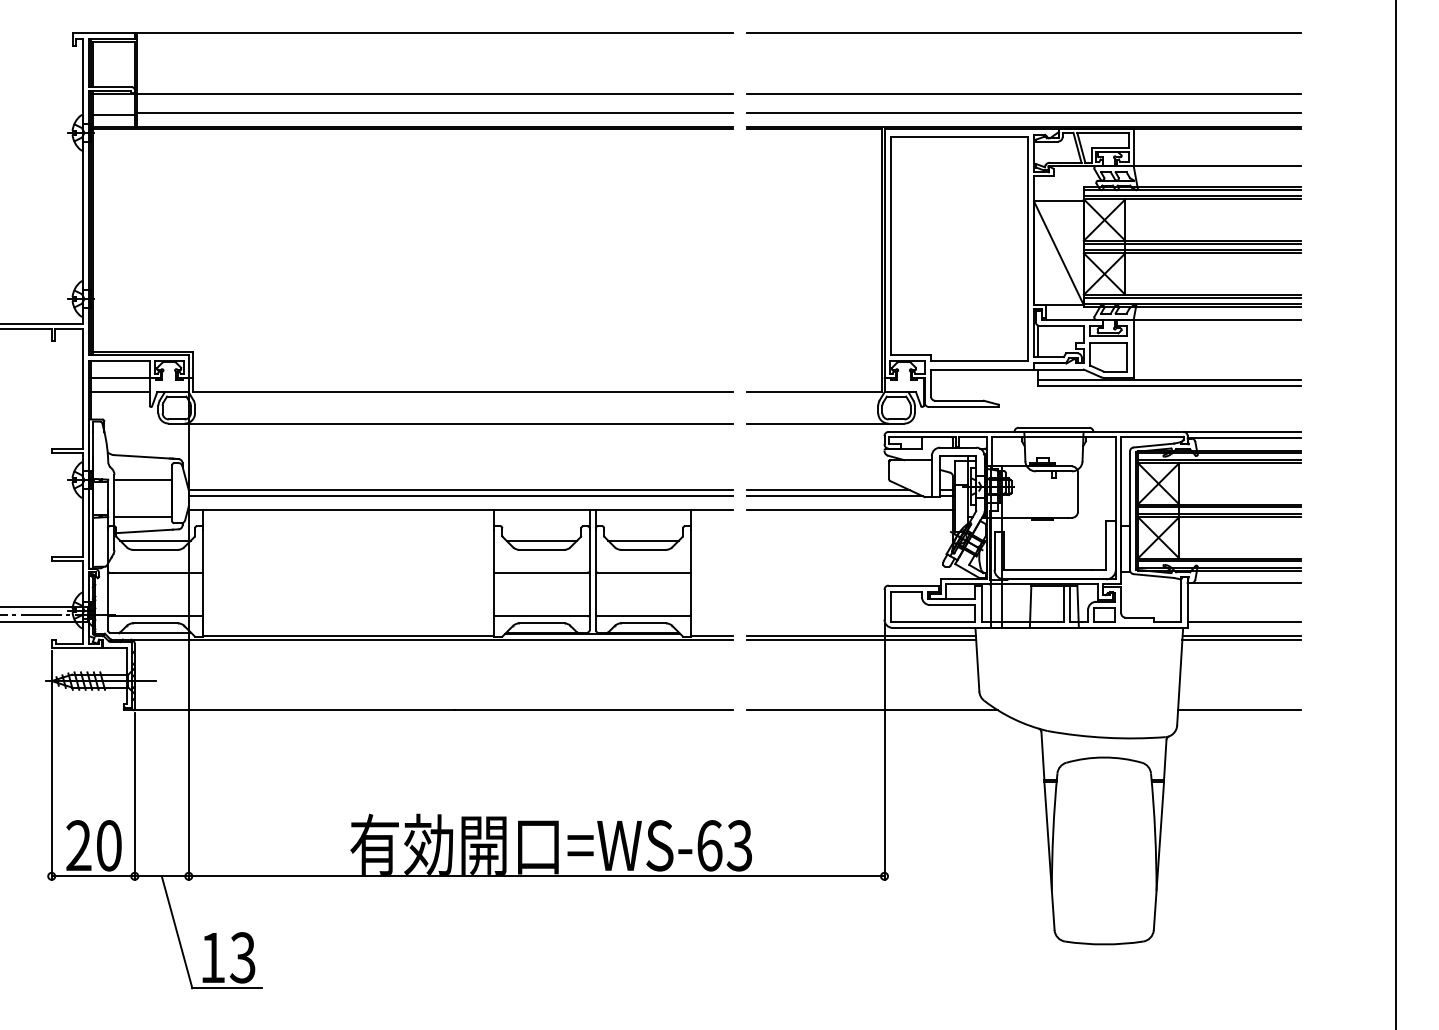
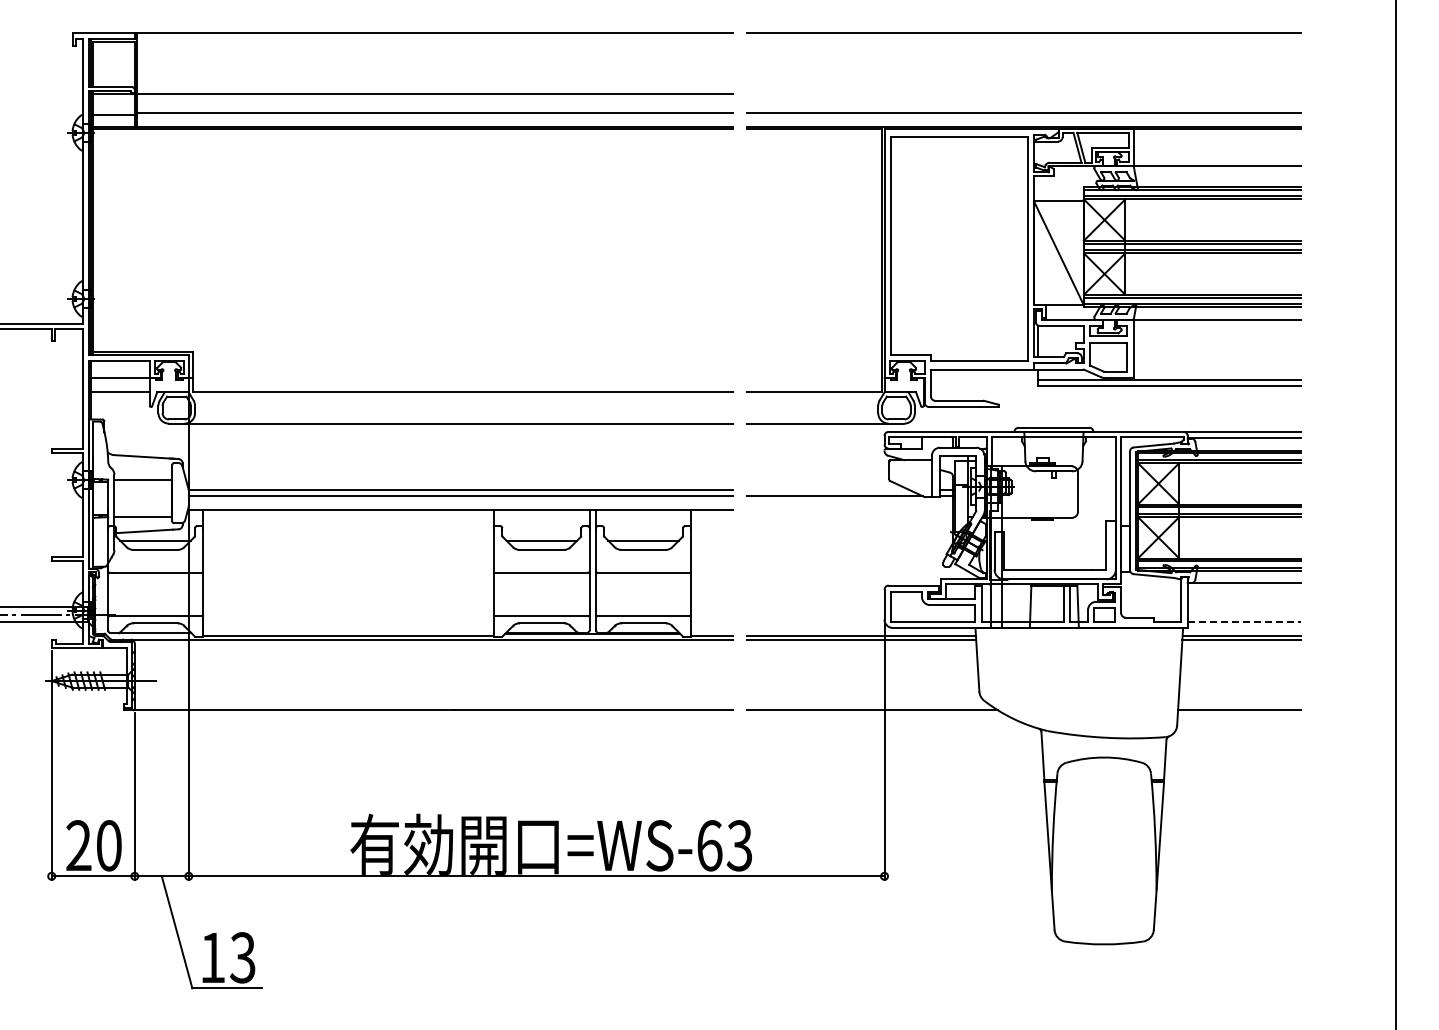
line: present -> none (1023, 94)
line: present -> none (828, 490)
line: present -> none (850, 510)
line: solid -> dashed (1244, 621)
